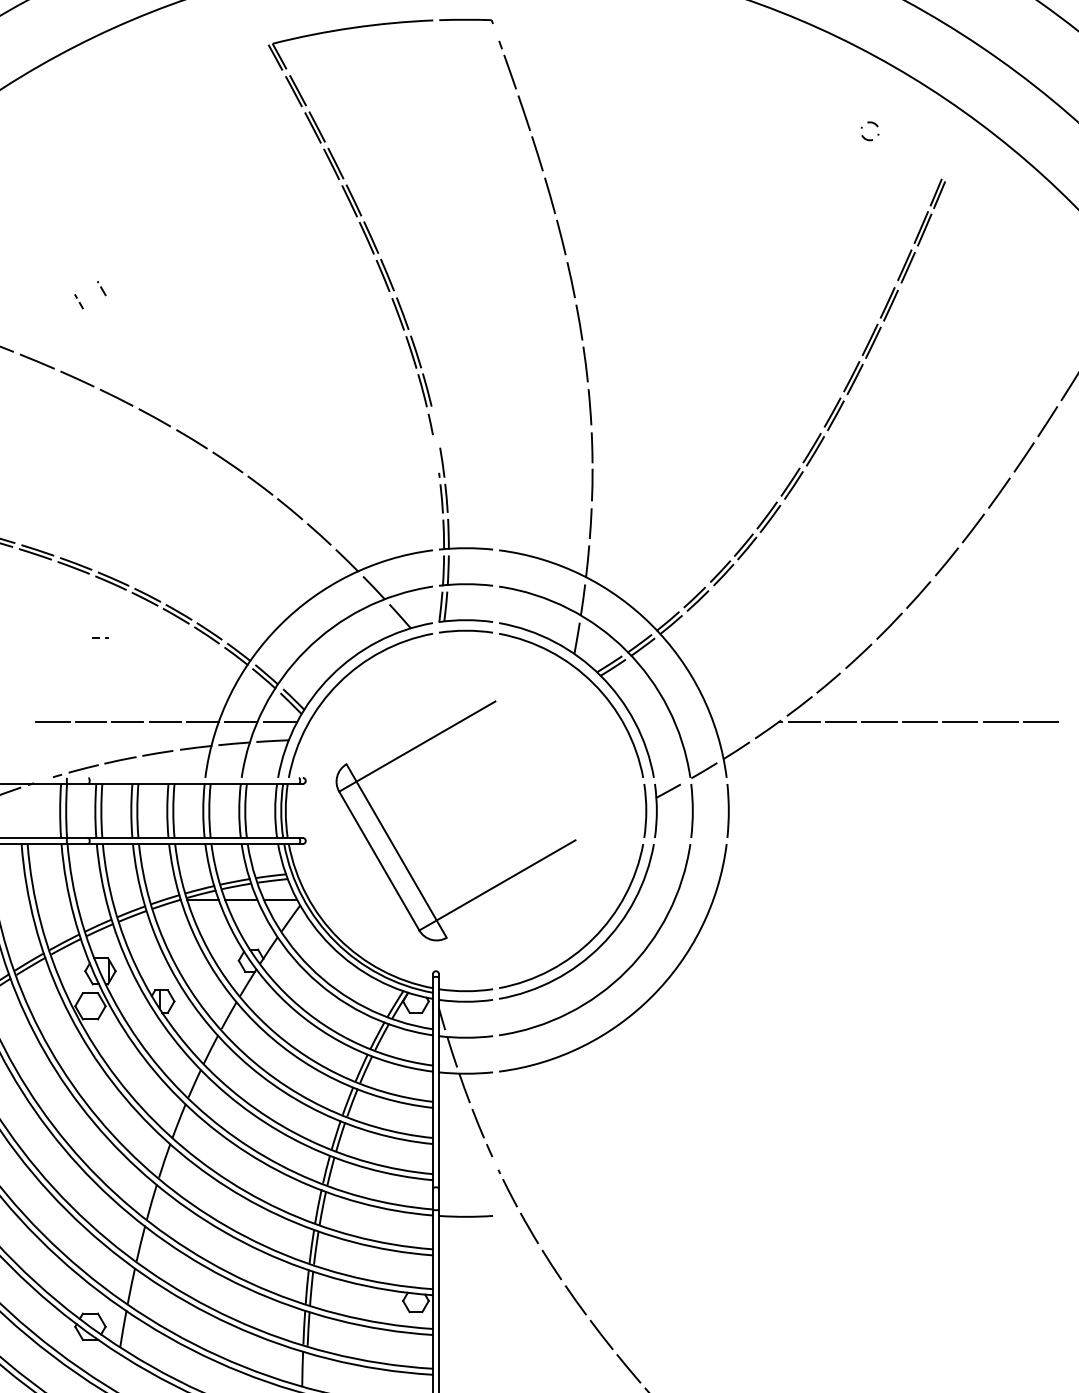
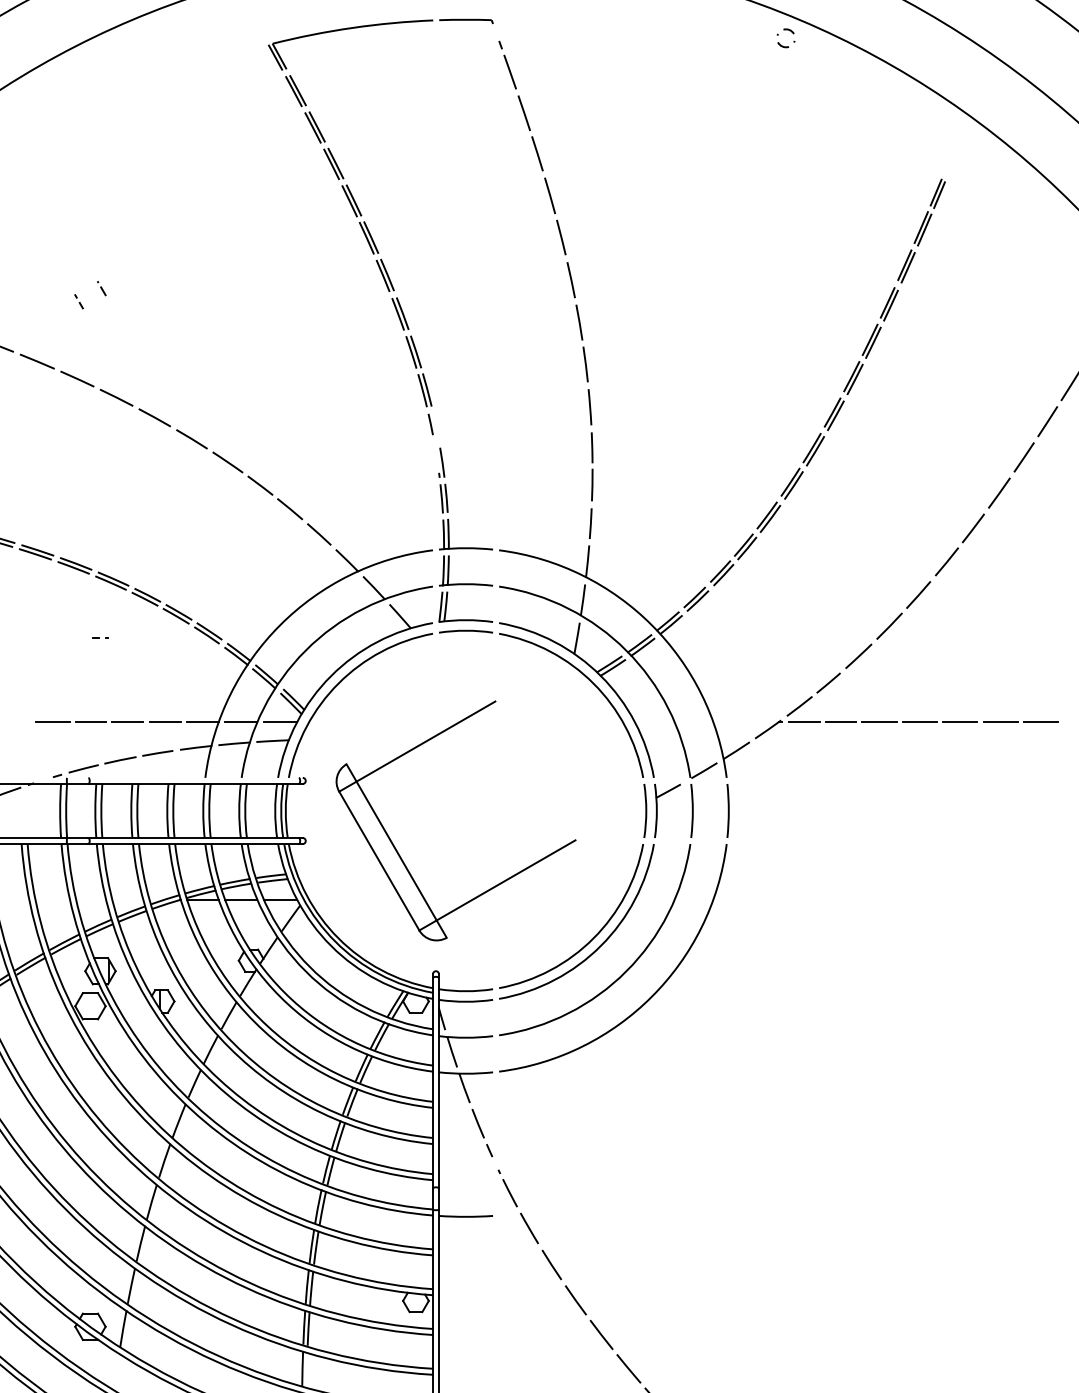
part position: (863, 135) -> (779, 42) (779, 42)
